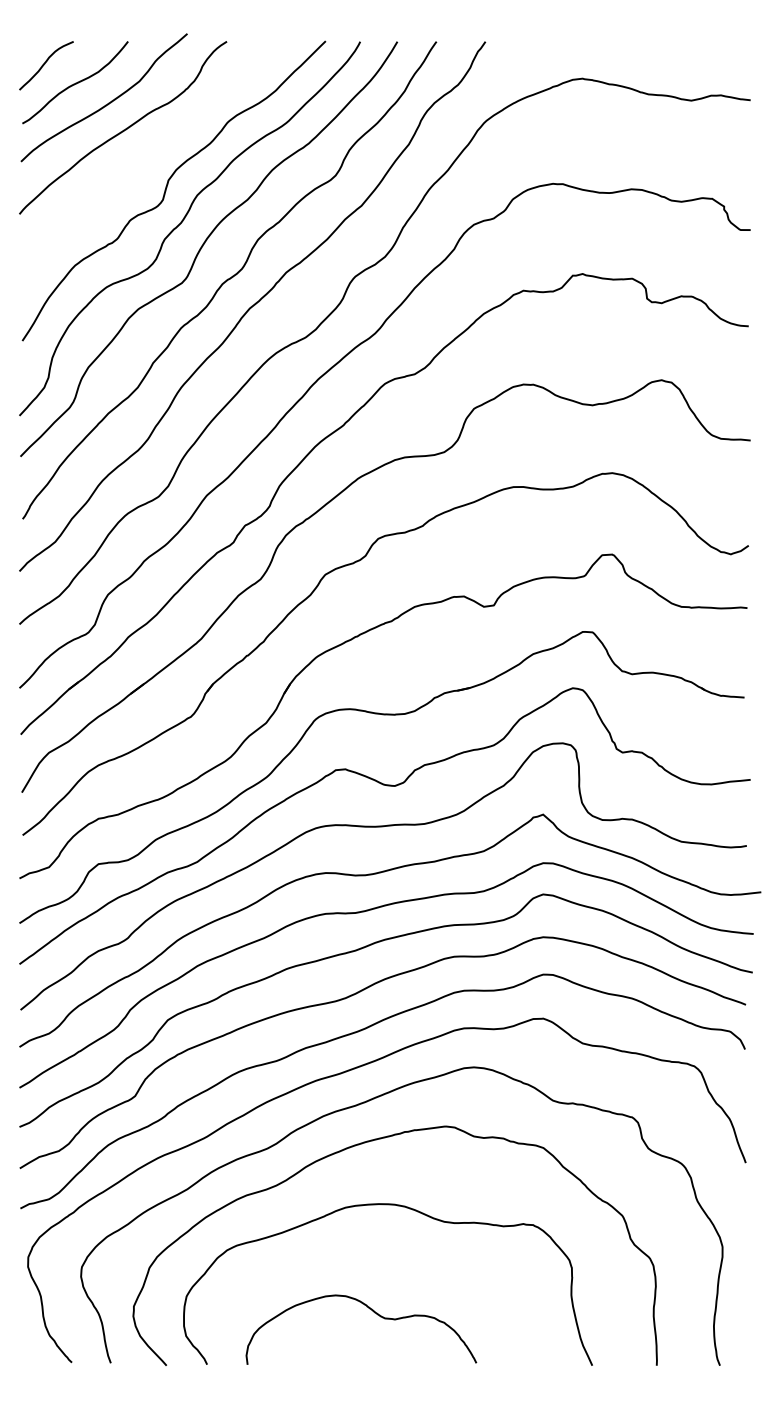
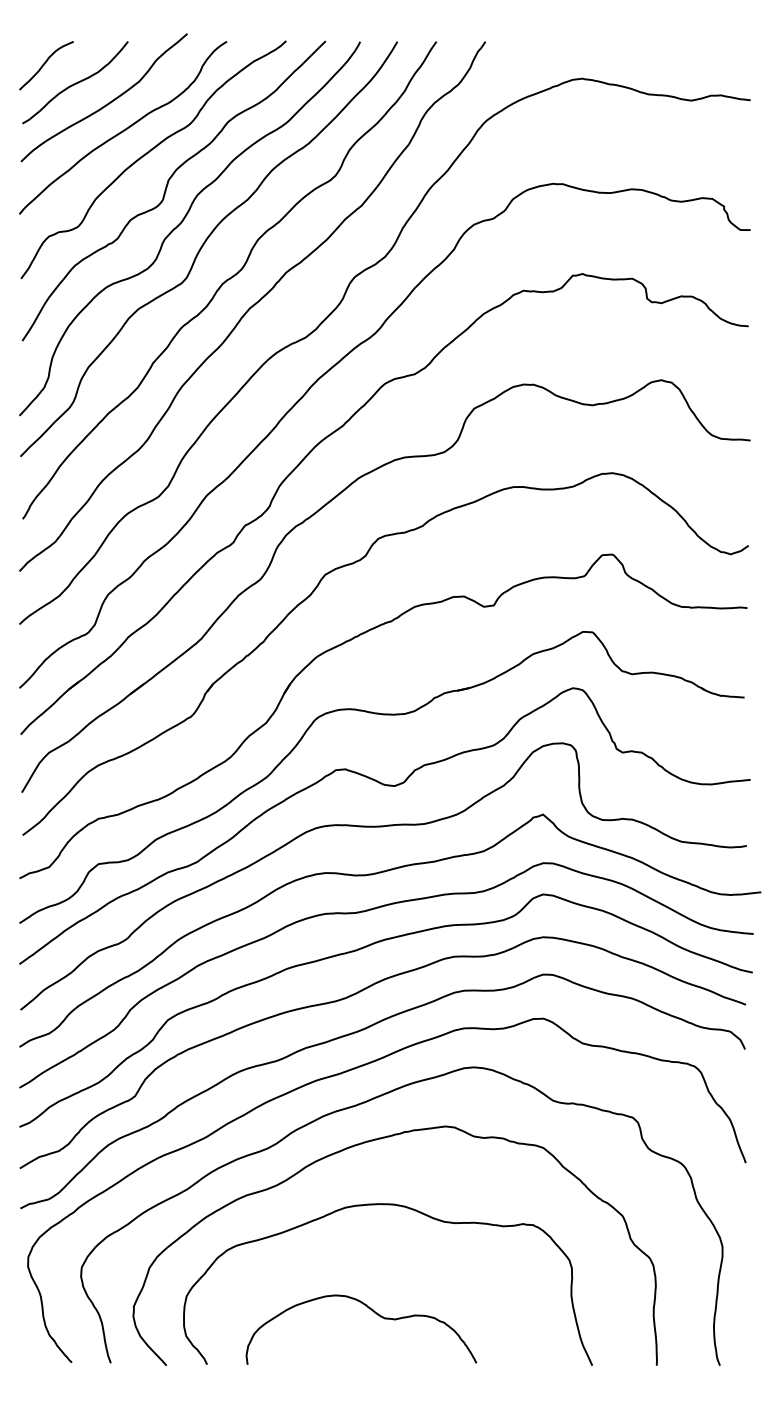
curve: none -> present (148, 153)
